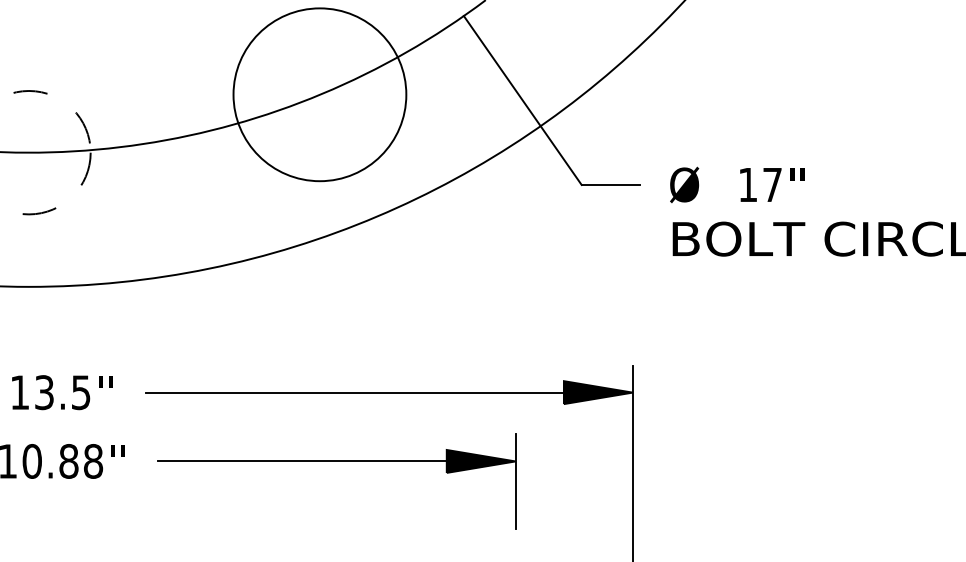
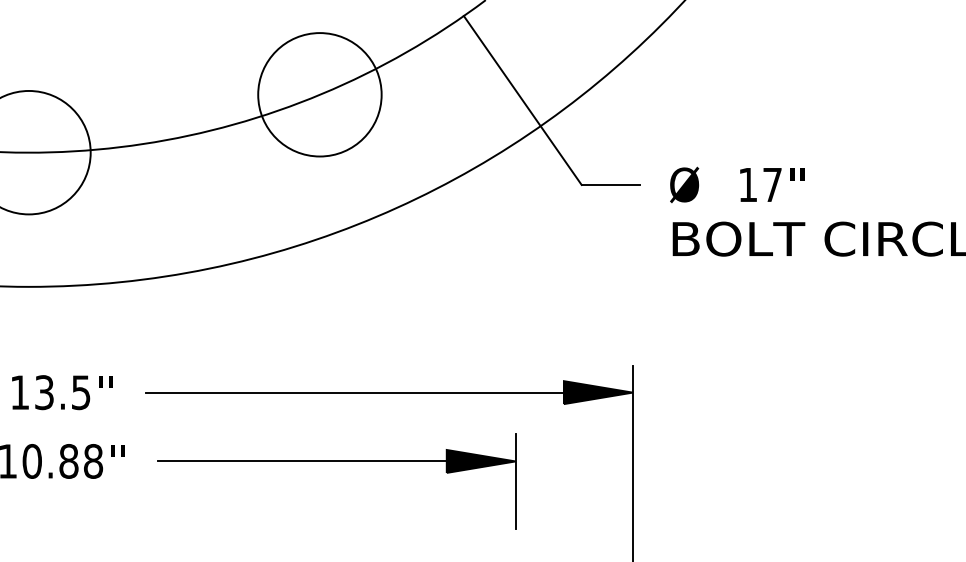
circle diameter: 173 px -> 123 px (319, 94)
circle: dashed -> solid (45, 152)
